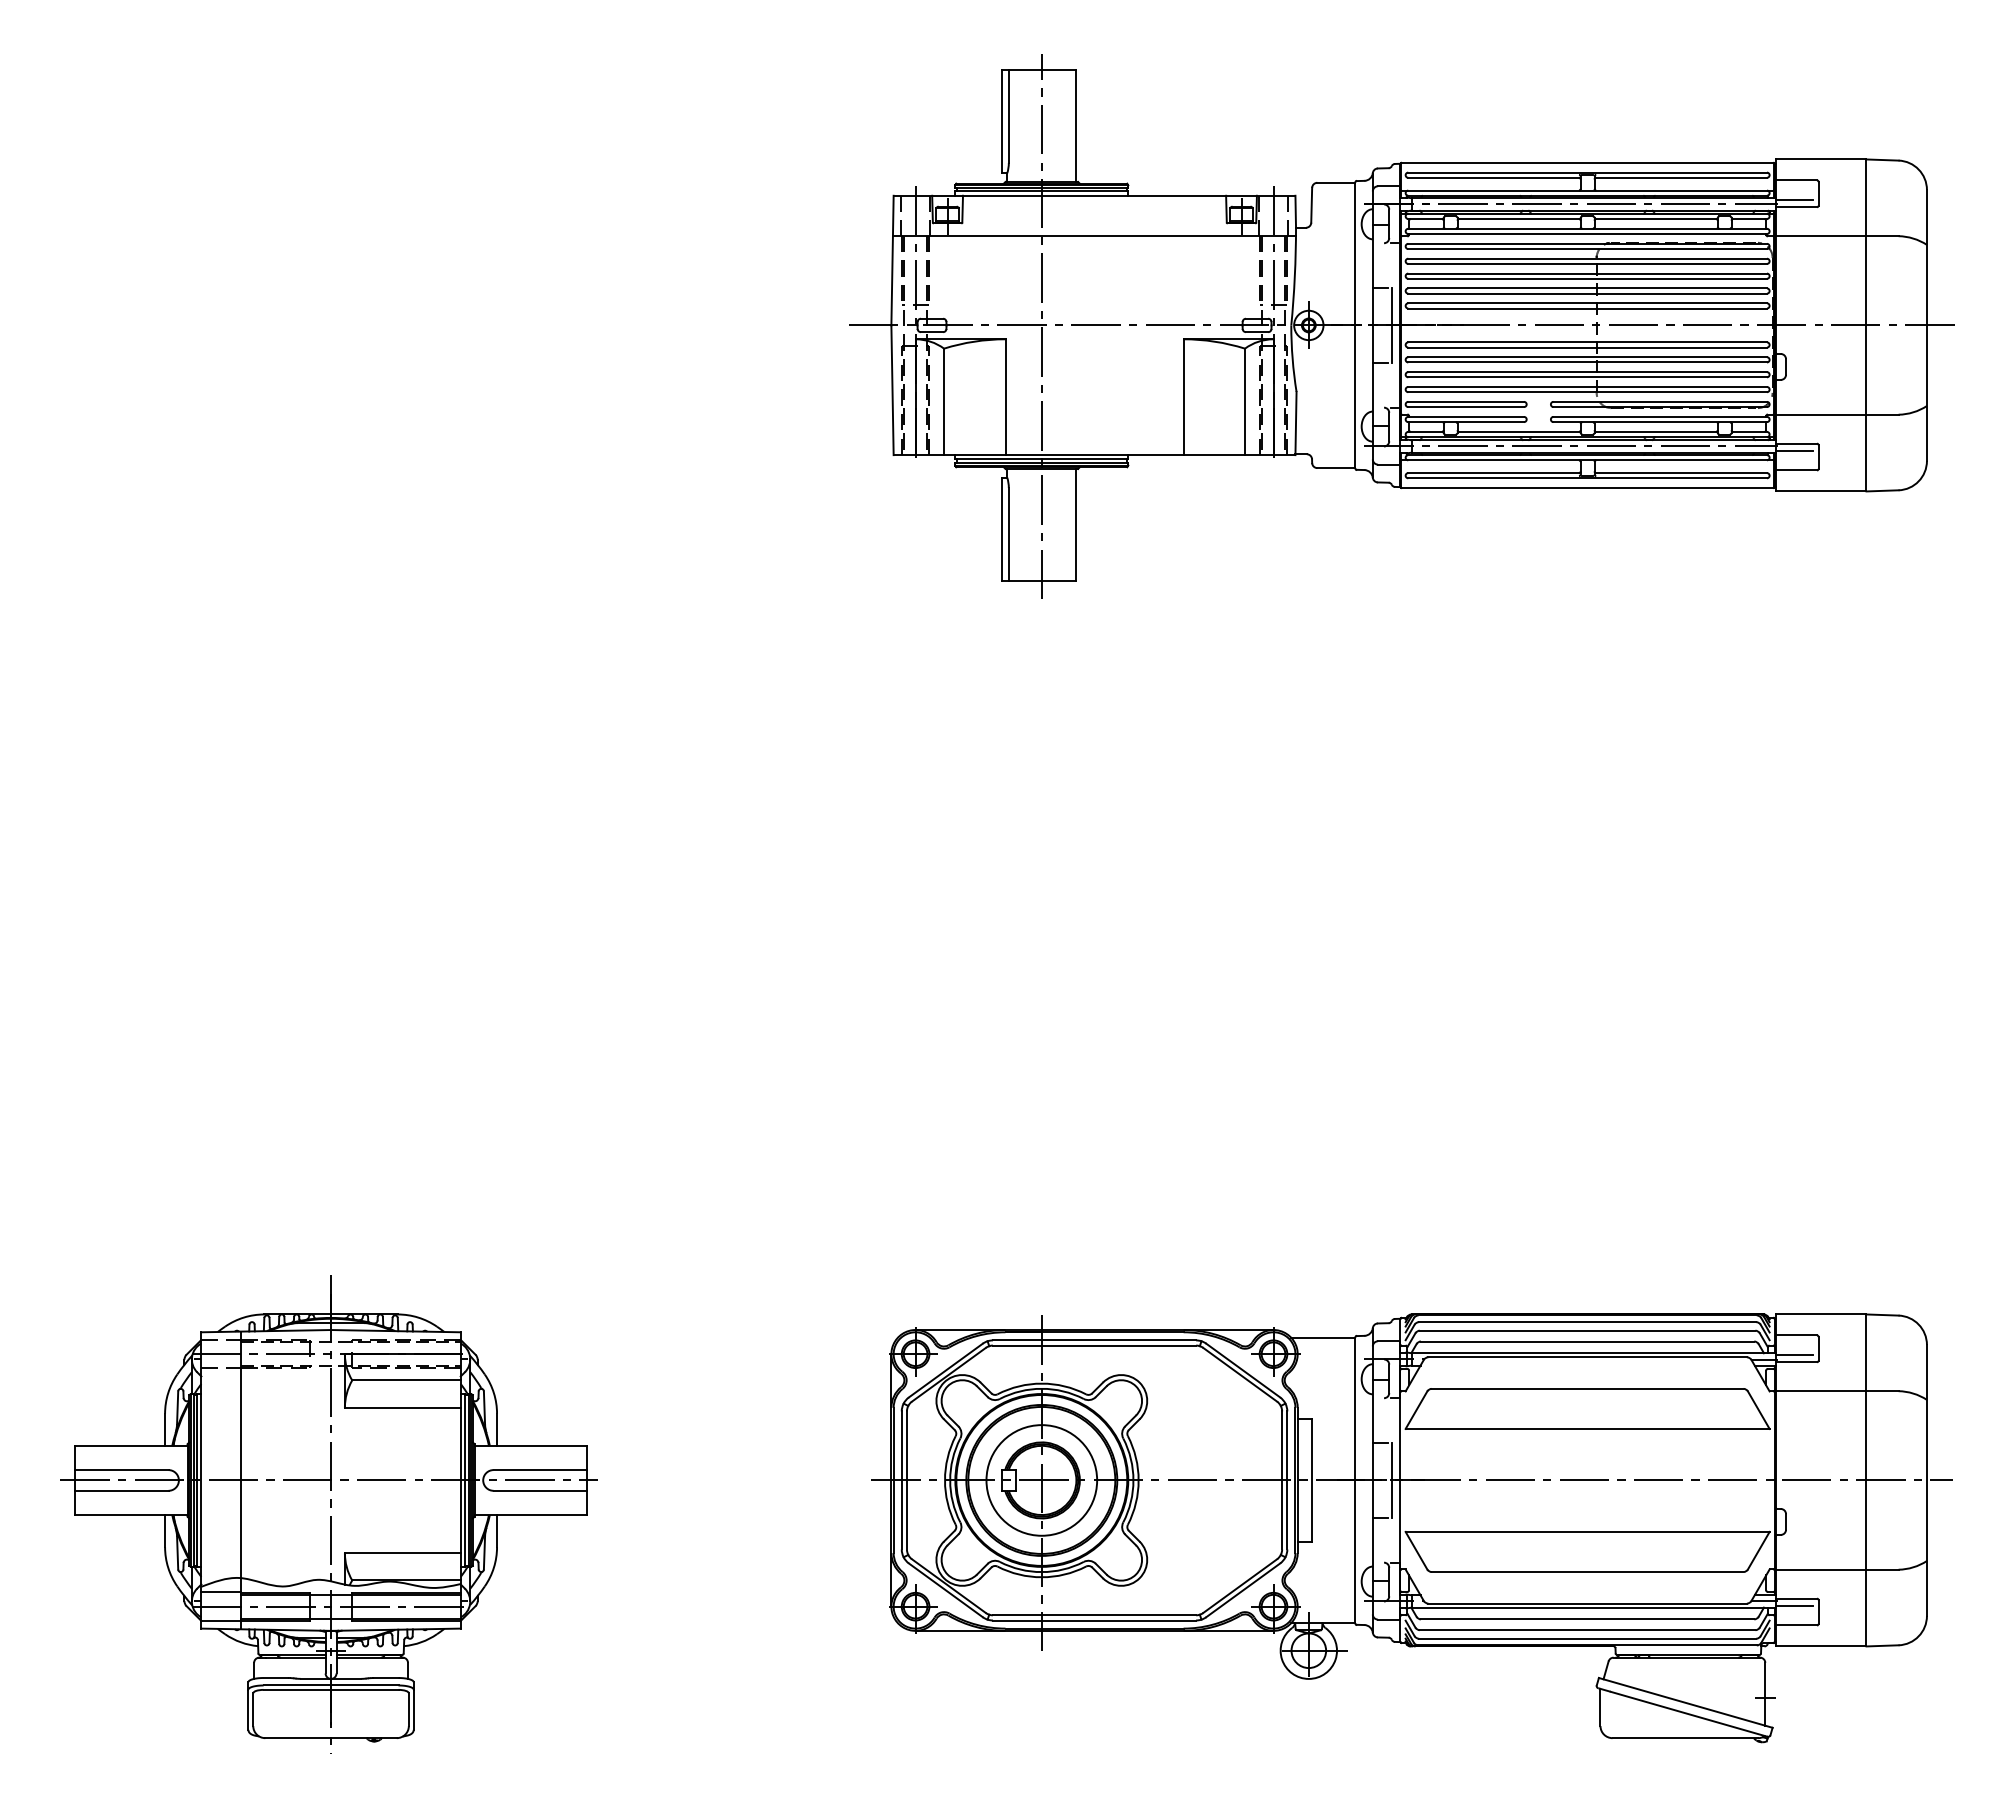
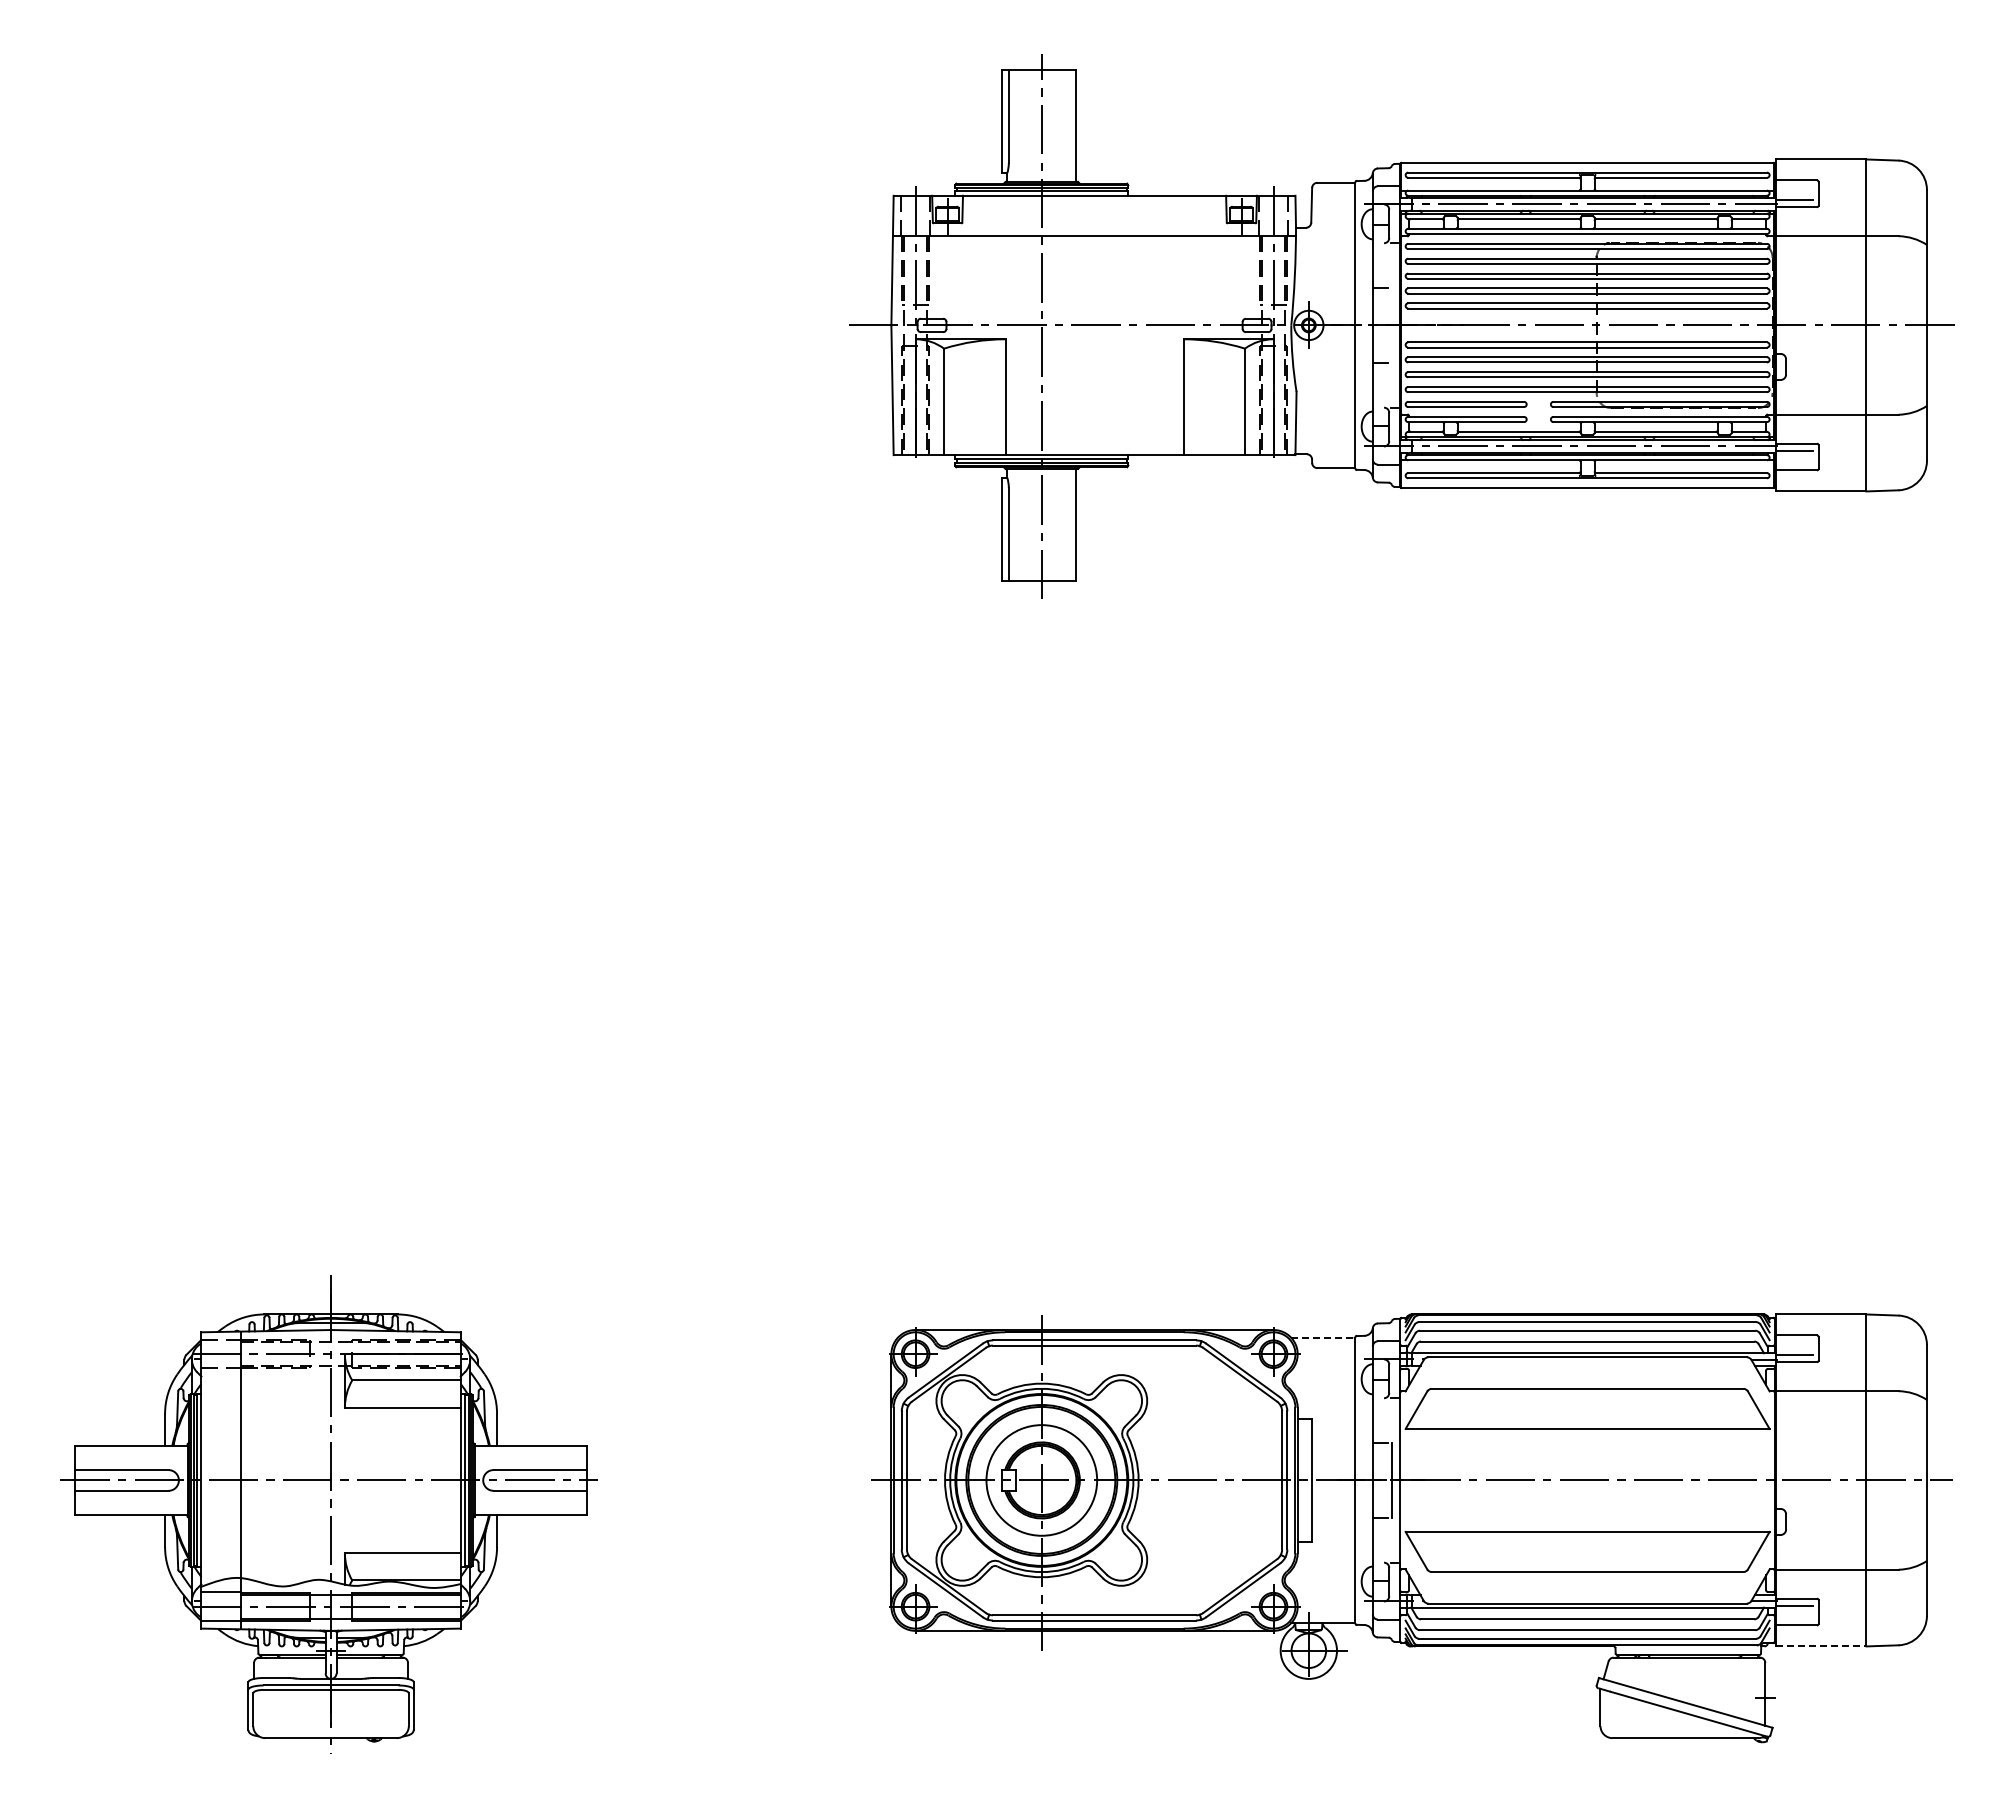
line: present -> none (1391, 325)
line: solid -> dashed (1322, 1337)
line: solid -> dashed (1821, 1646)
